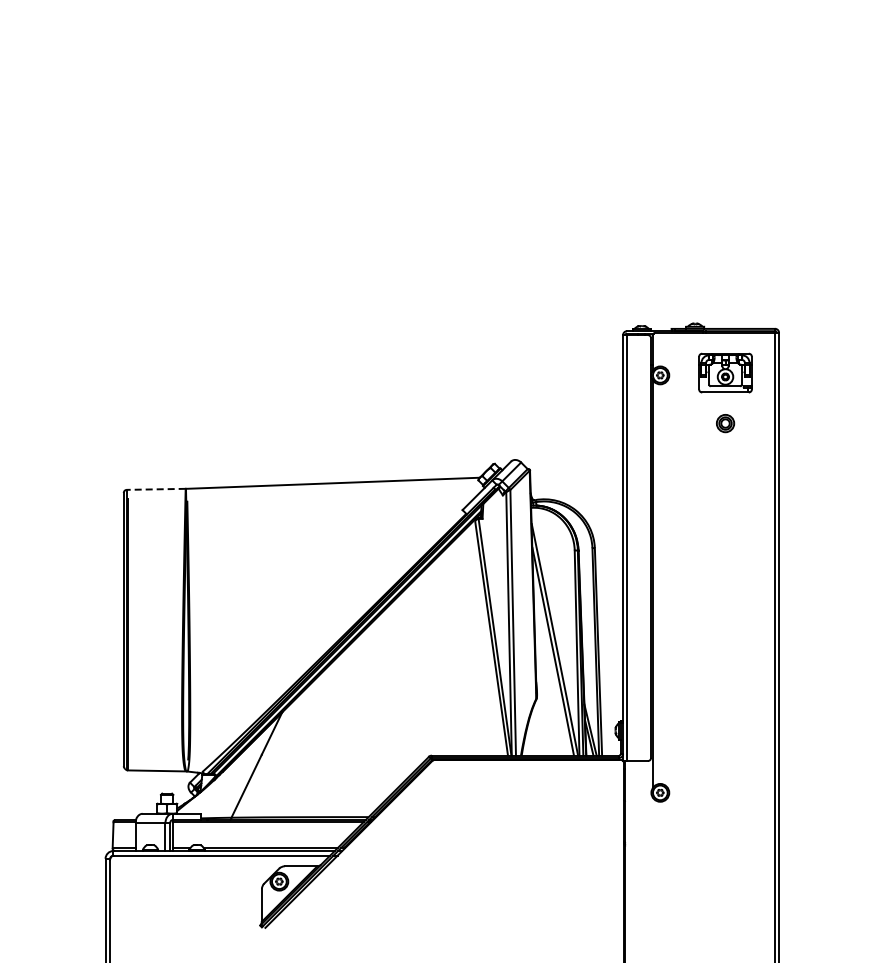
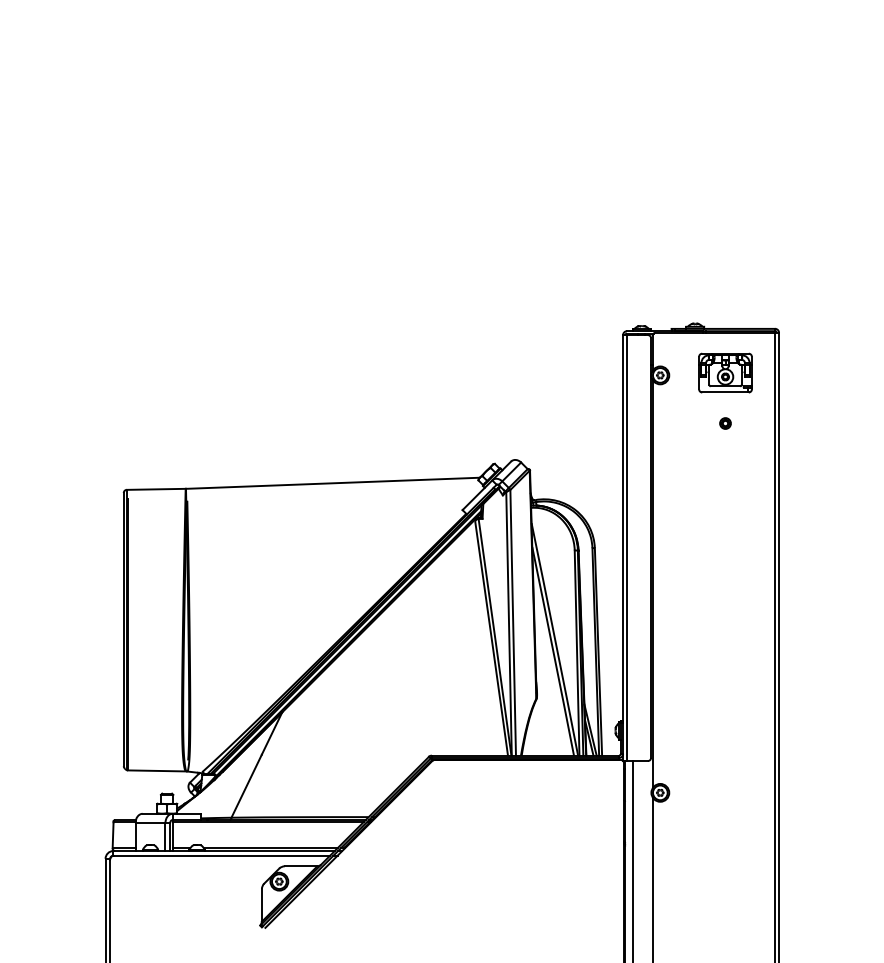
part size: 20x20 px -> 13x13 px (725, 423)
line: dashed -> solid (155, 489)
line: none -> present (633, 860)
line: none -> present (652, 878)
